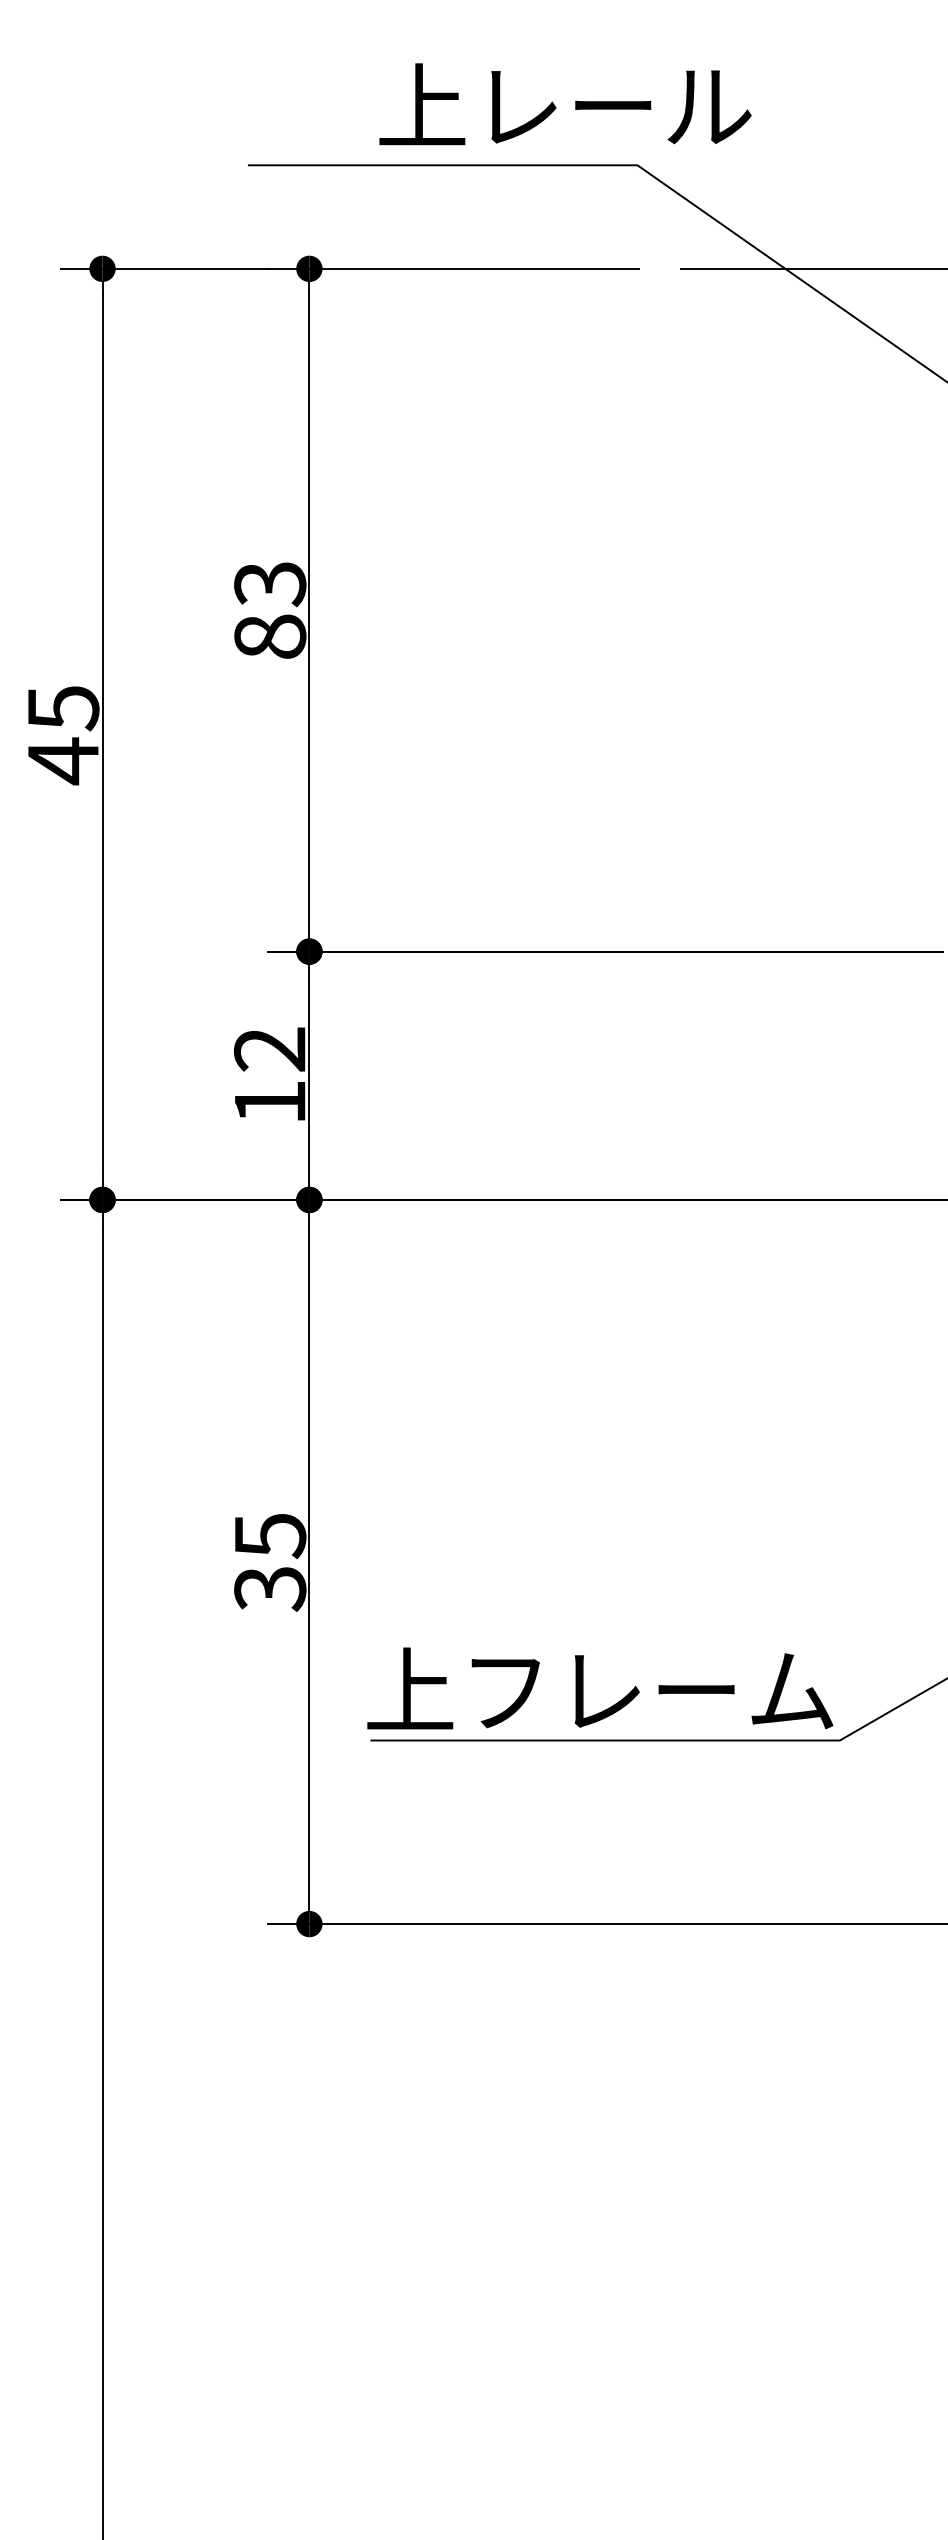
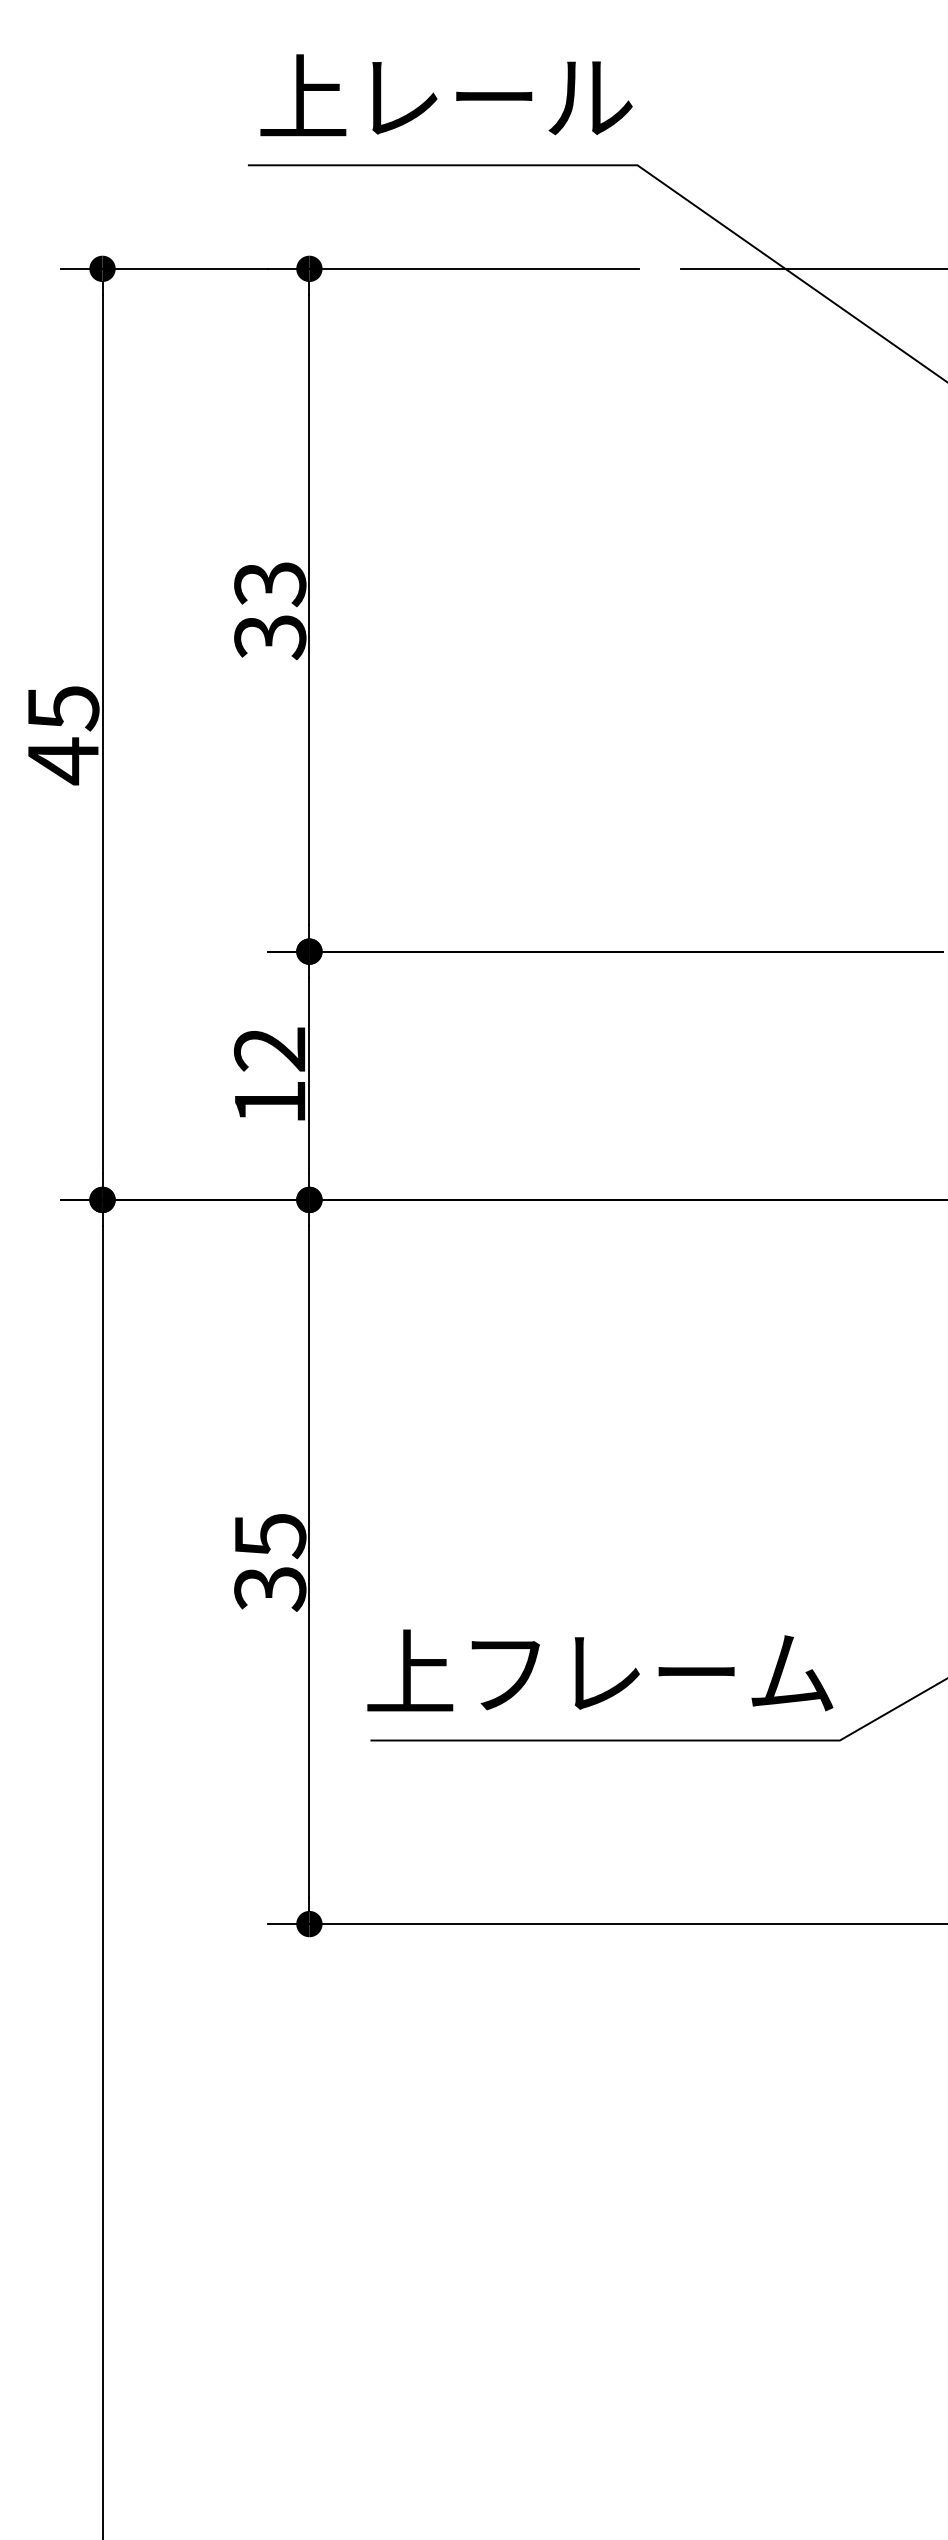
text position: (565, 104) -> (446, 95) (446, 95)
text: 83 -> 33 (270, 637)
text position: (600, 1688) -> (600, 1670) (600, 1670)
